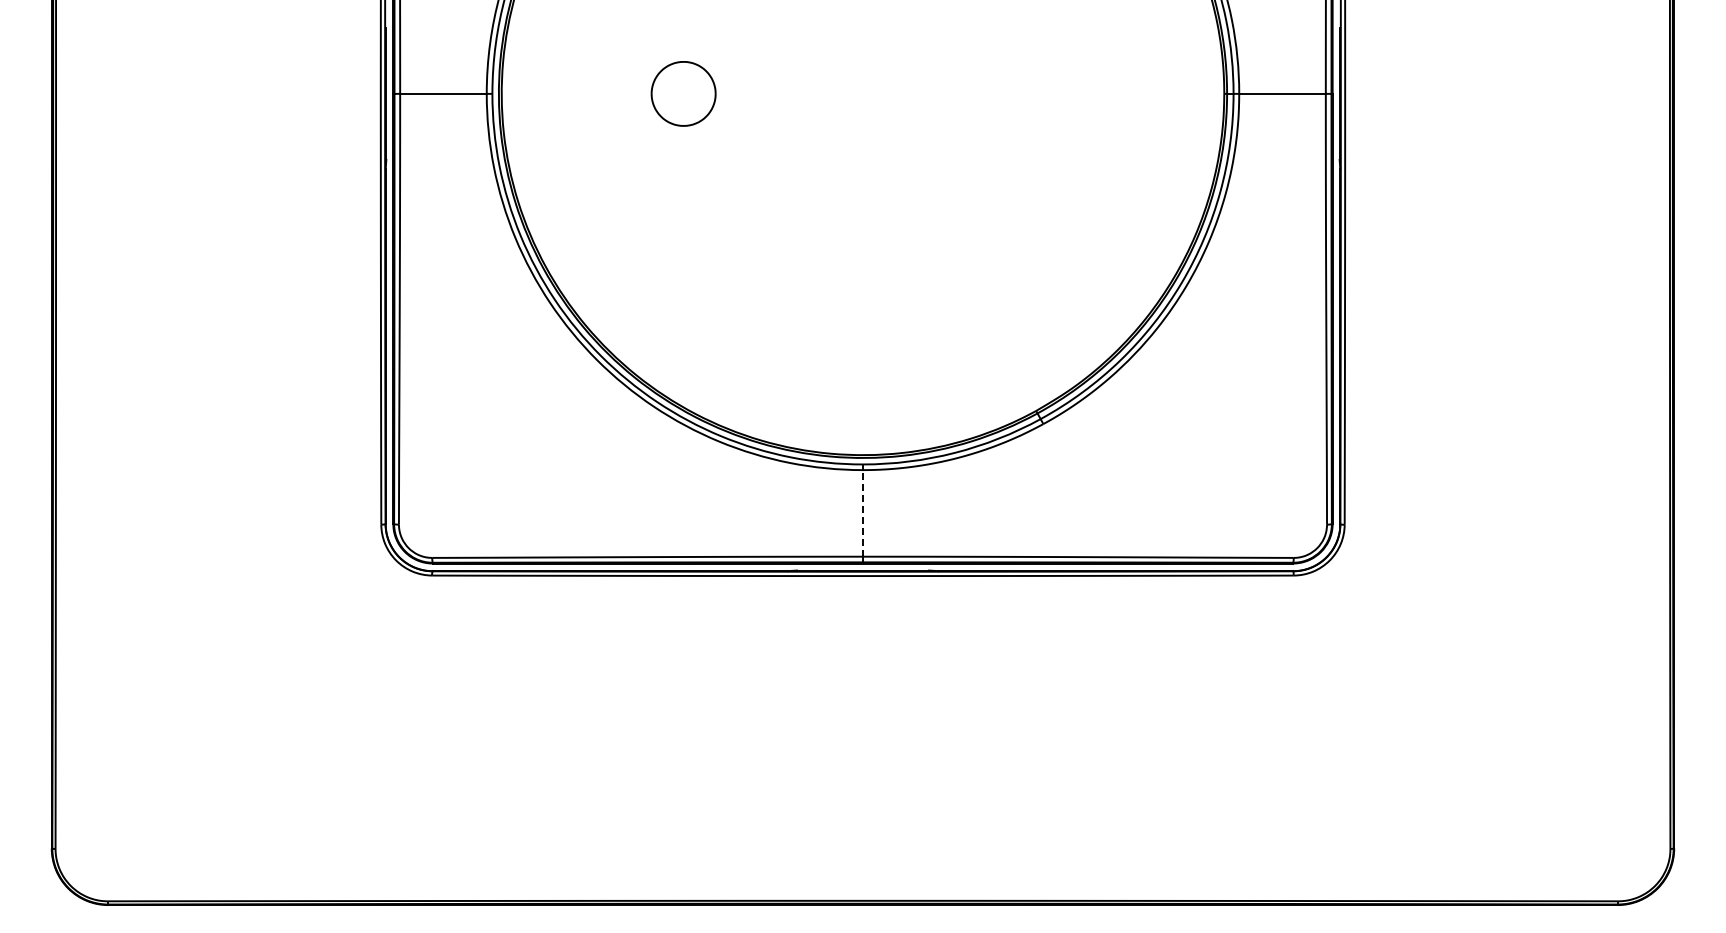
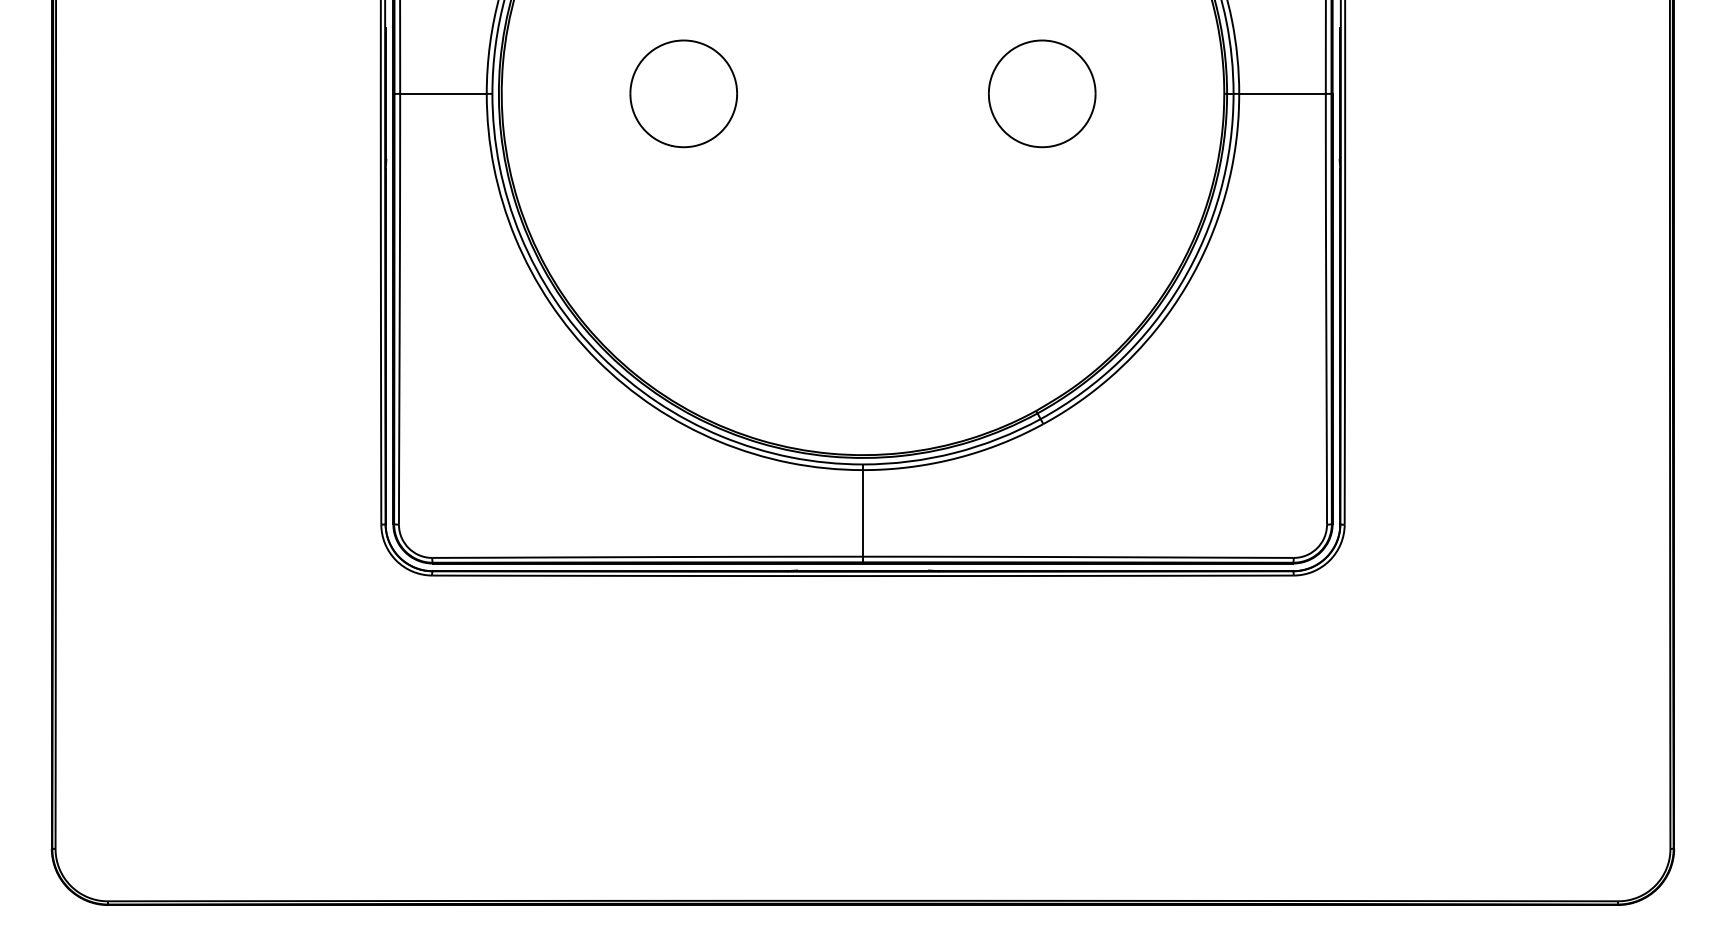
part size: 67x66 px -> 109x110 px (683, 93)
part: none -> present (1042, 93)
line: dashed -> solid (863, 512)
